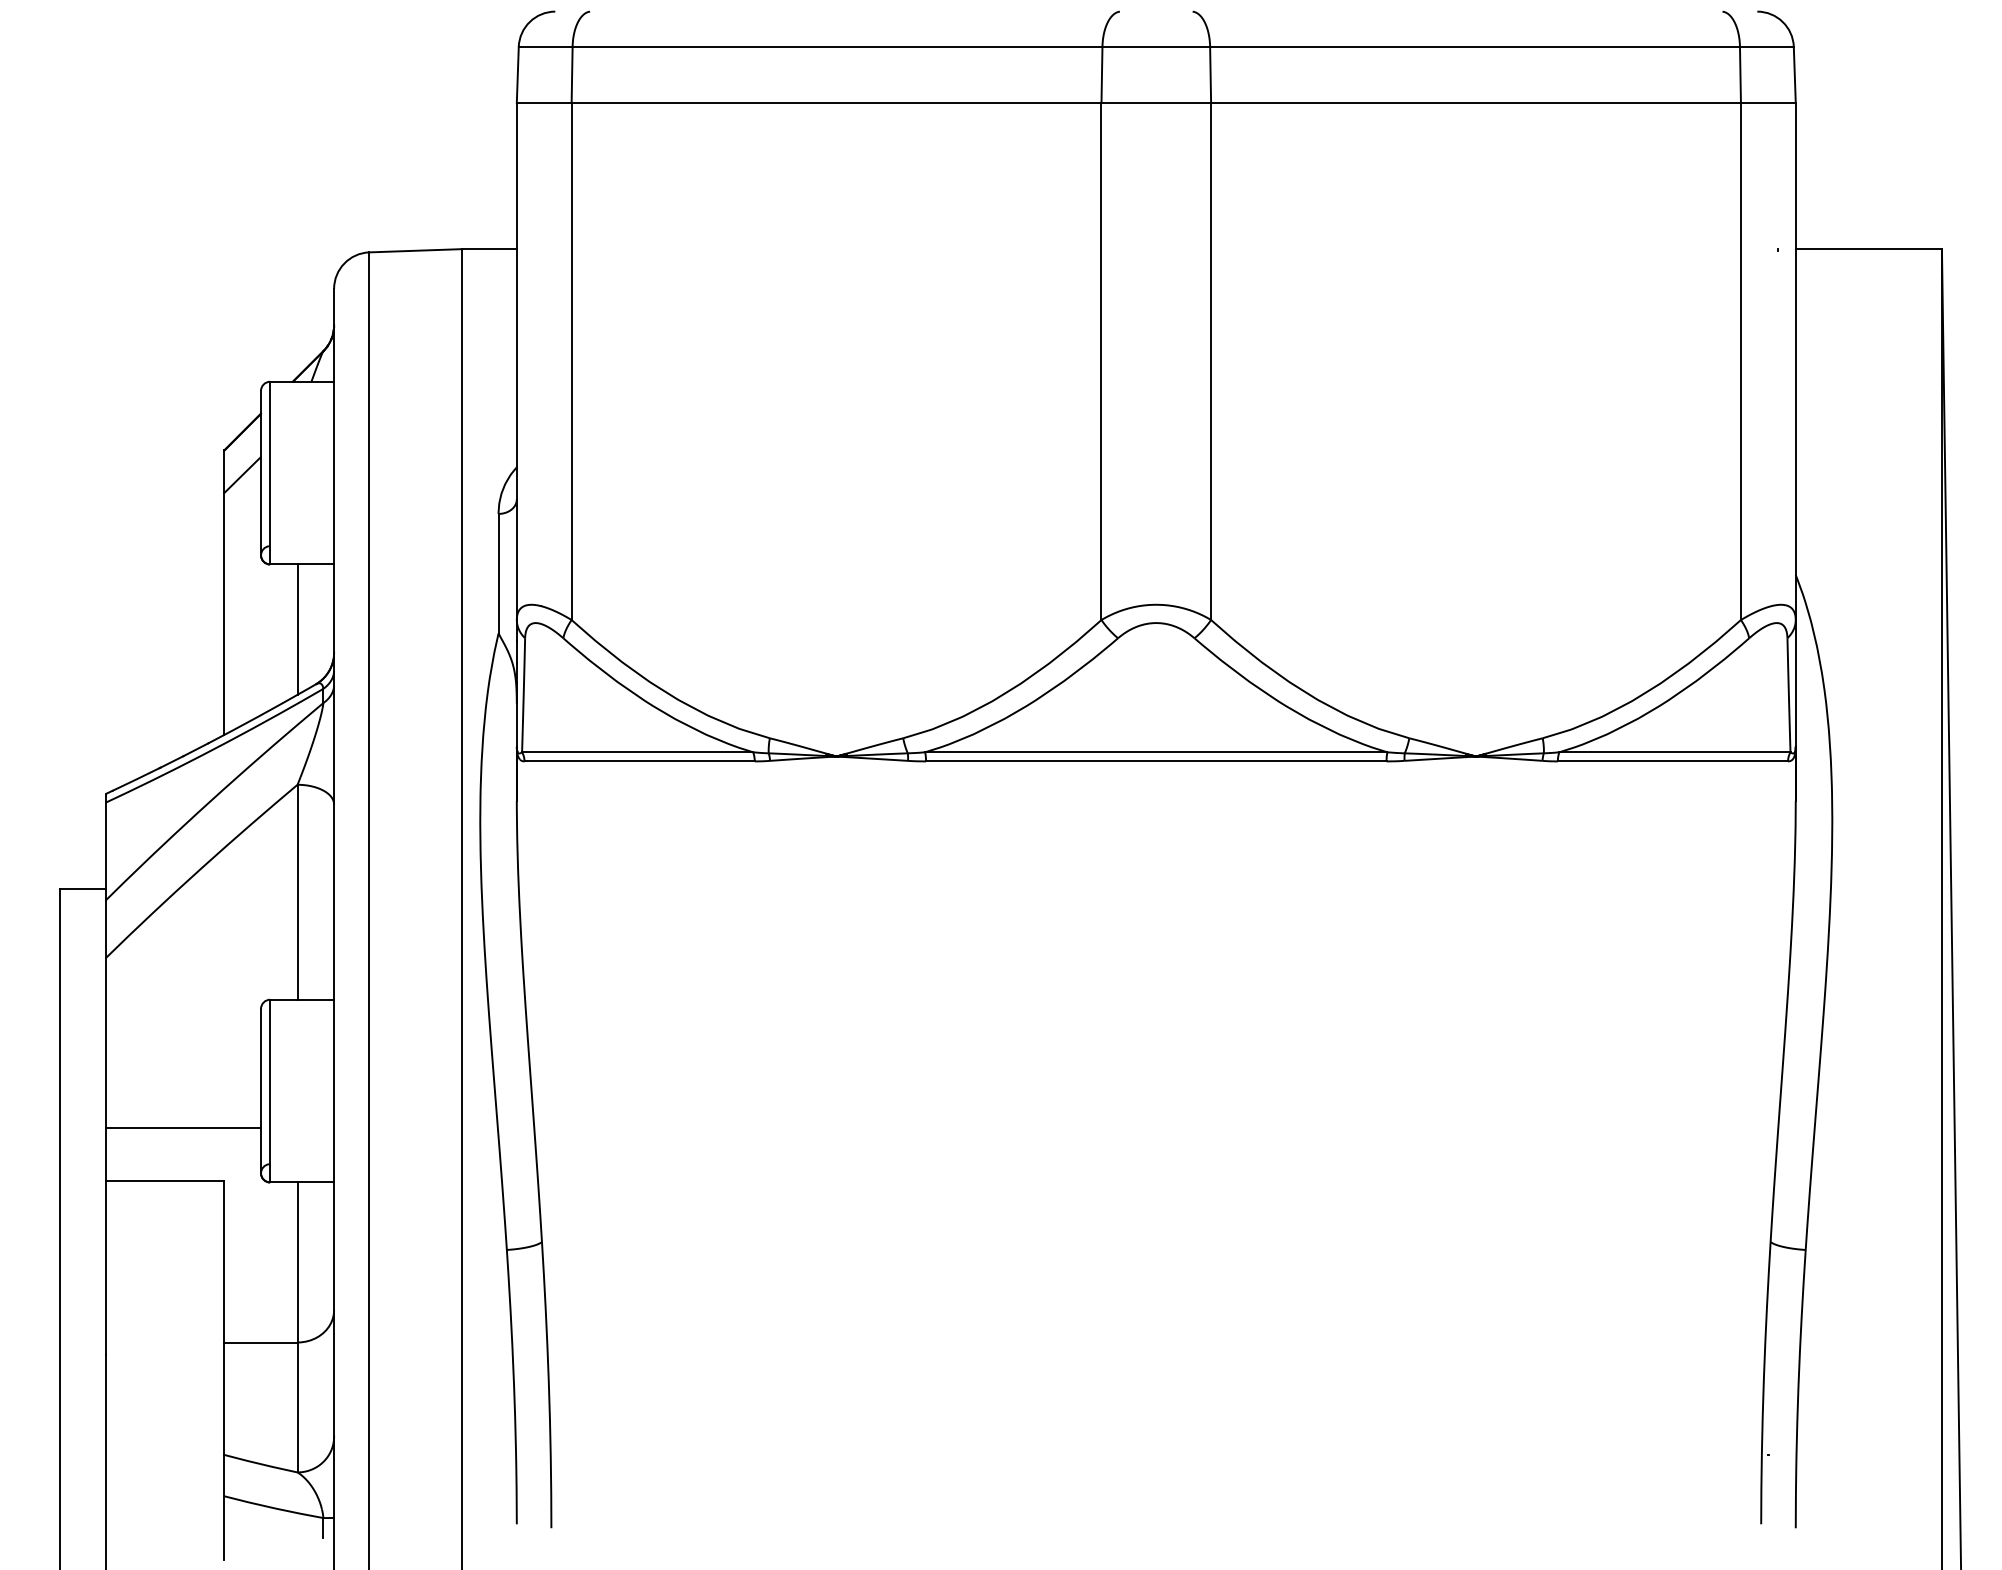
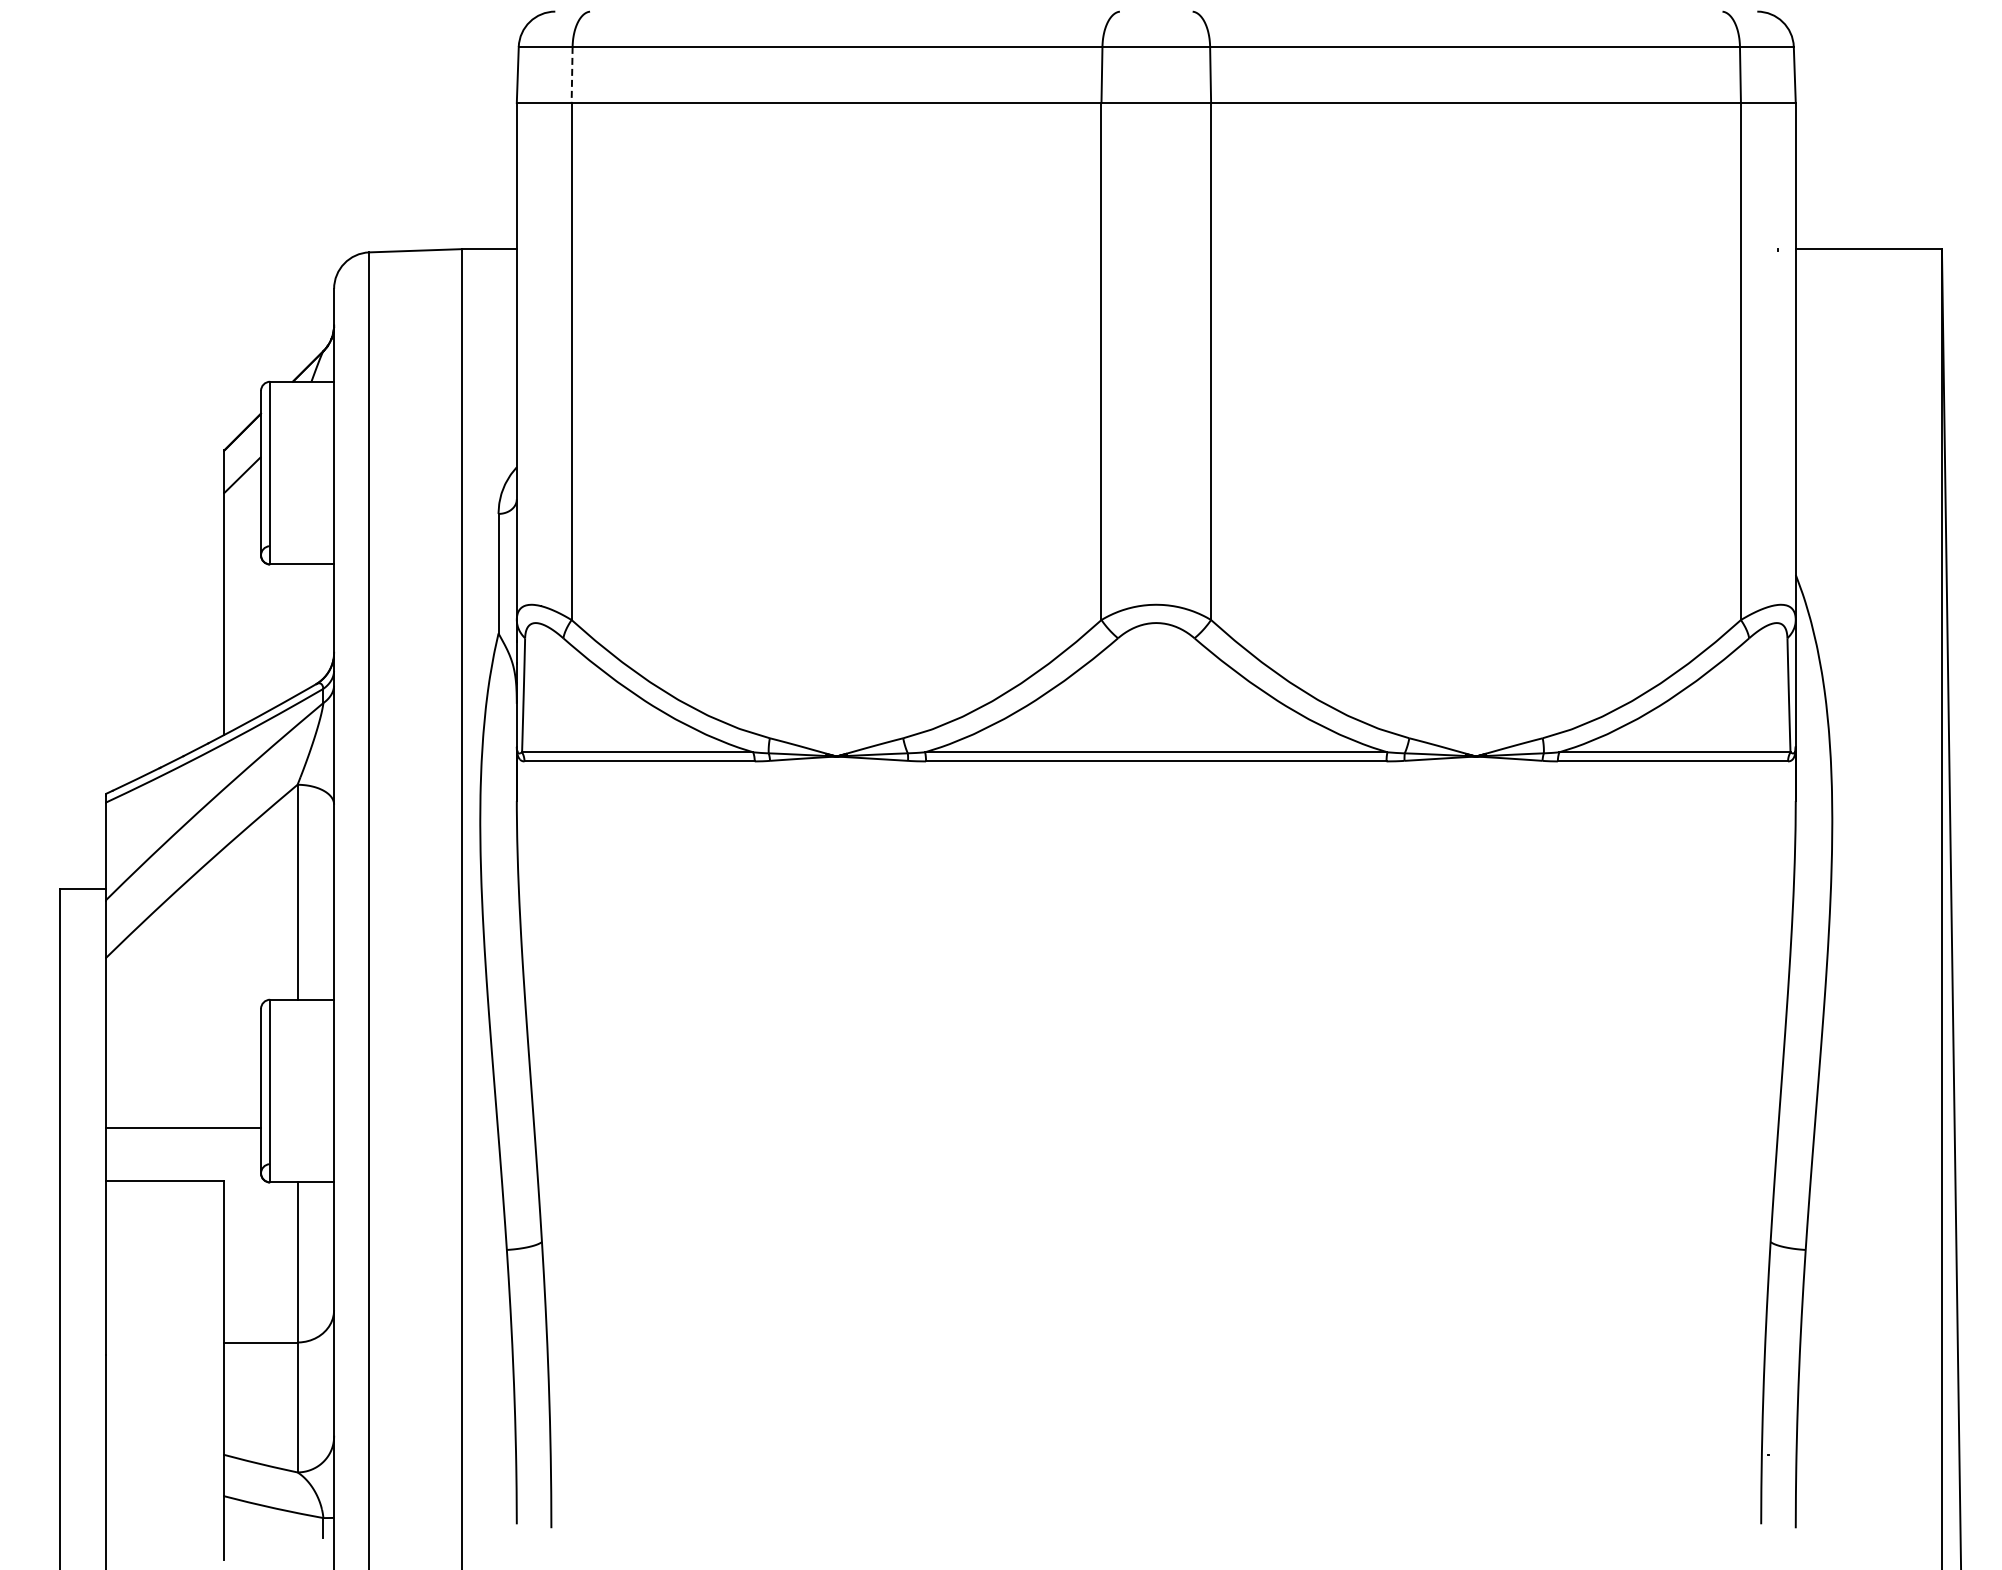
line: solid -> dashed (572, 75)
line: present -> none (297, 629)
